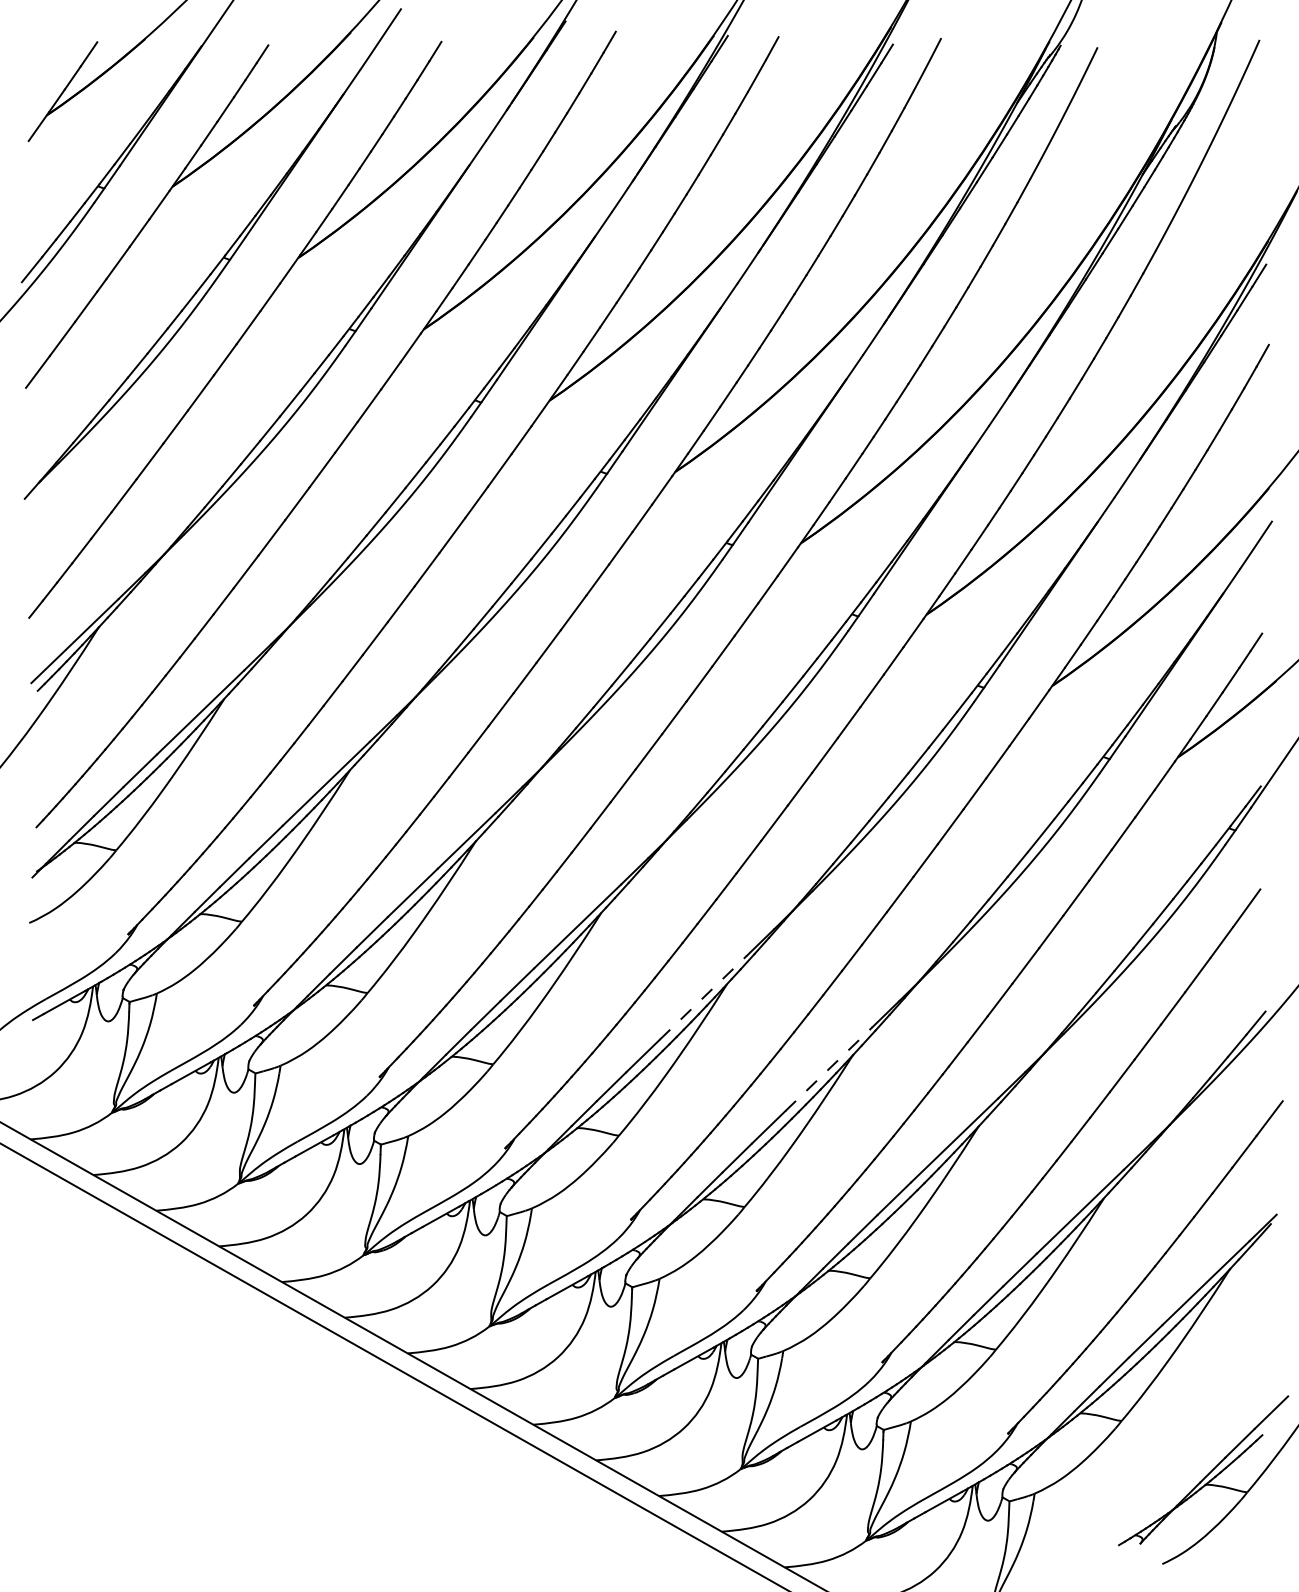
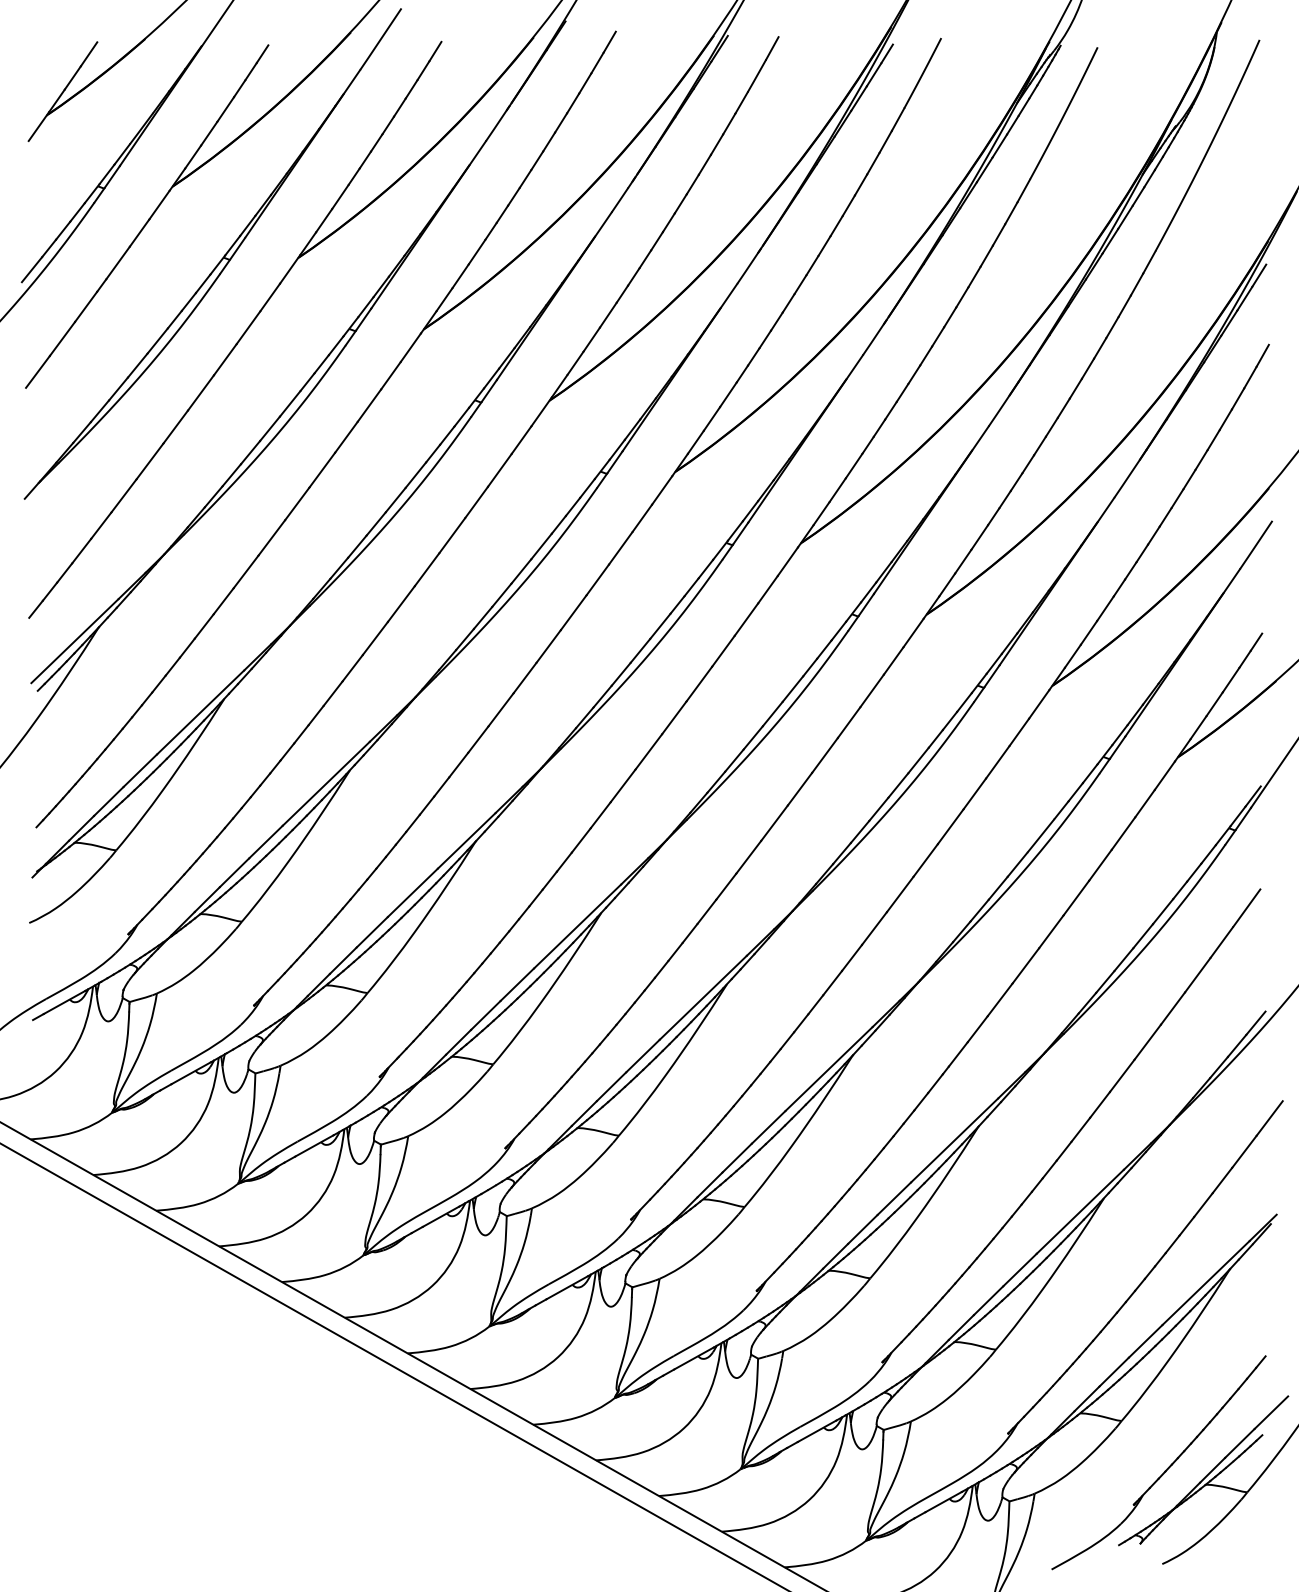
line: dashed -> solid (703, 997)
line: dashed -> solid (829, 1069)
part: none -> present (1166, 1468)
